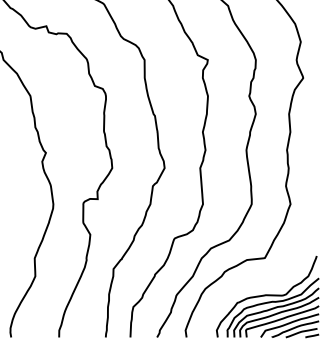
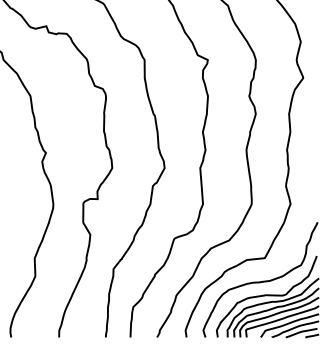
curve: none -> present (260, 281)
